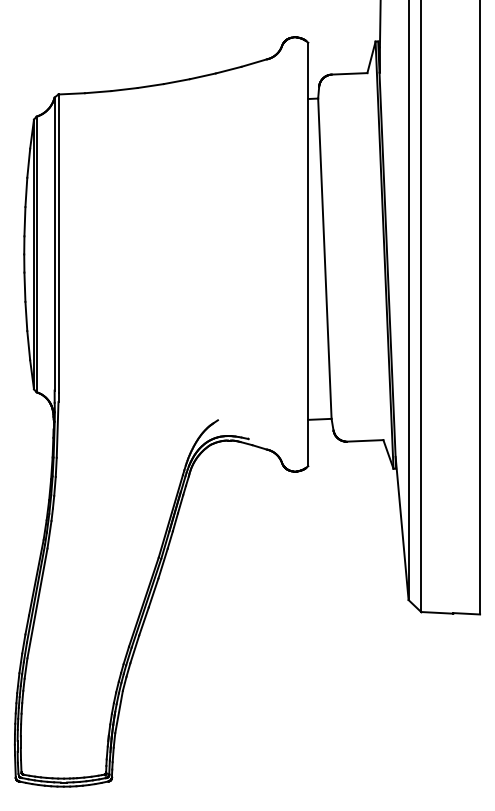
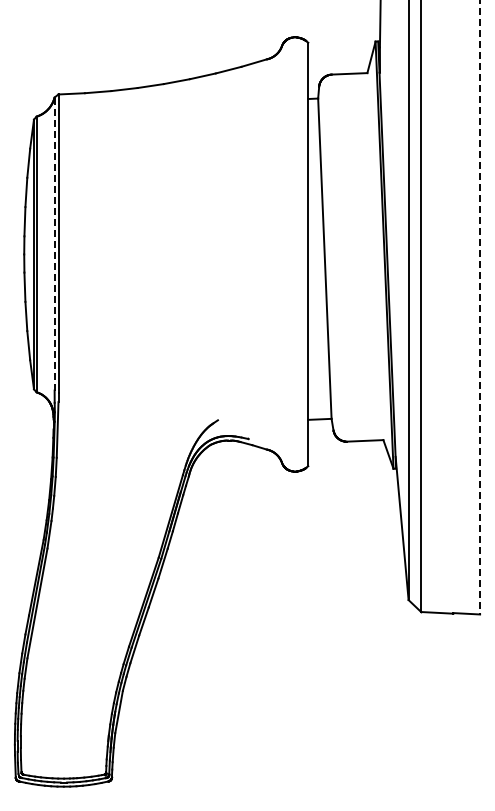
line: solid -> dashed (54, 244)
line: solid -> dashed (480, 307)
